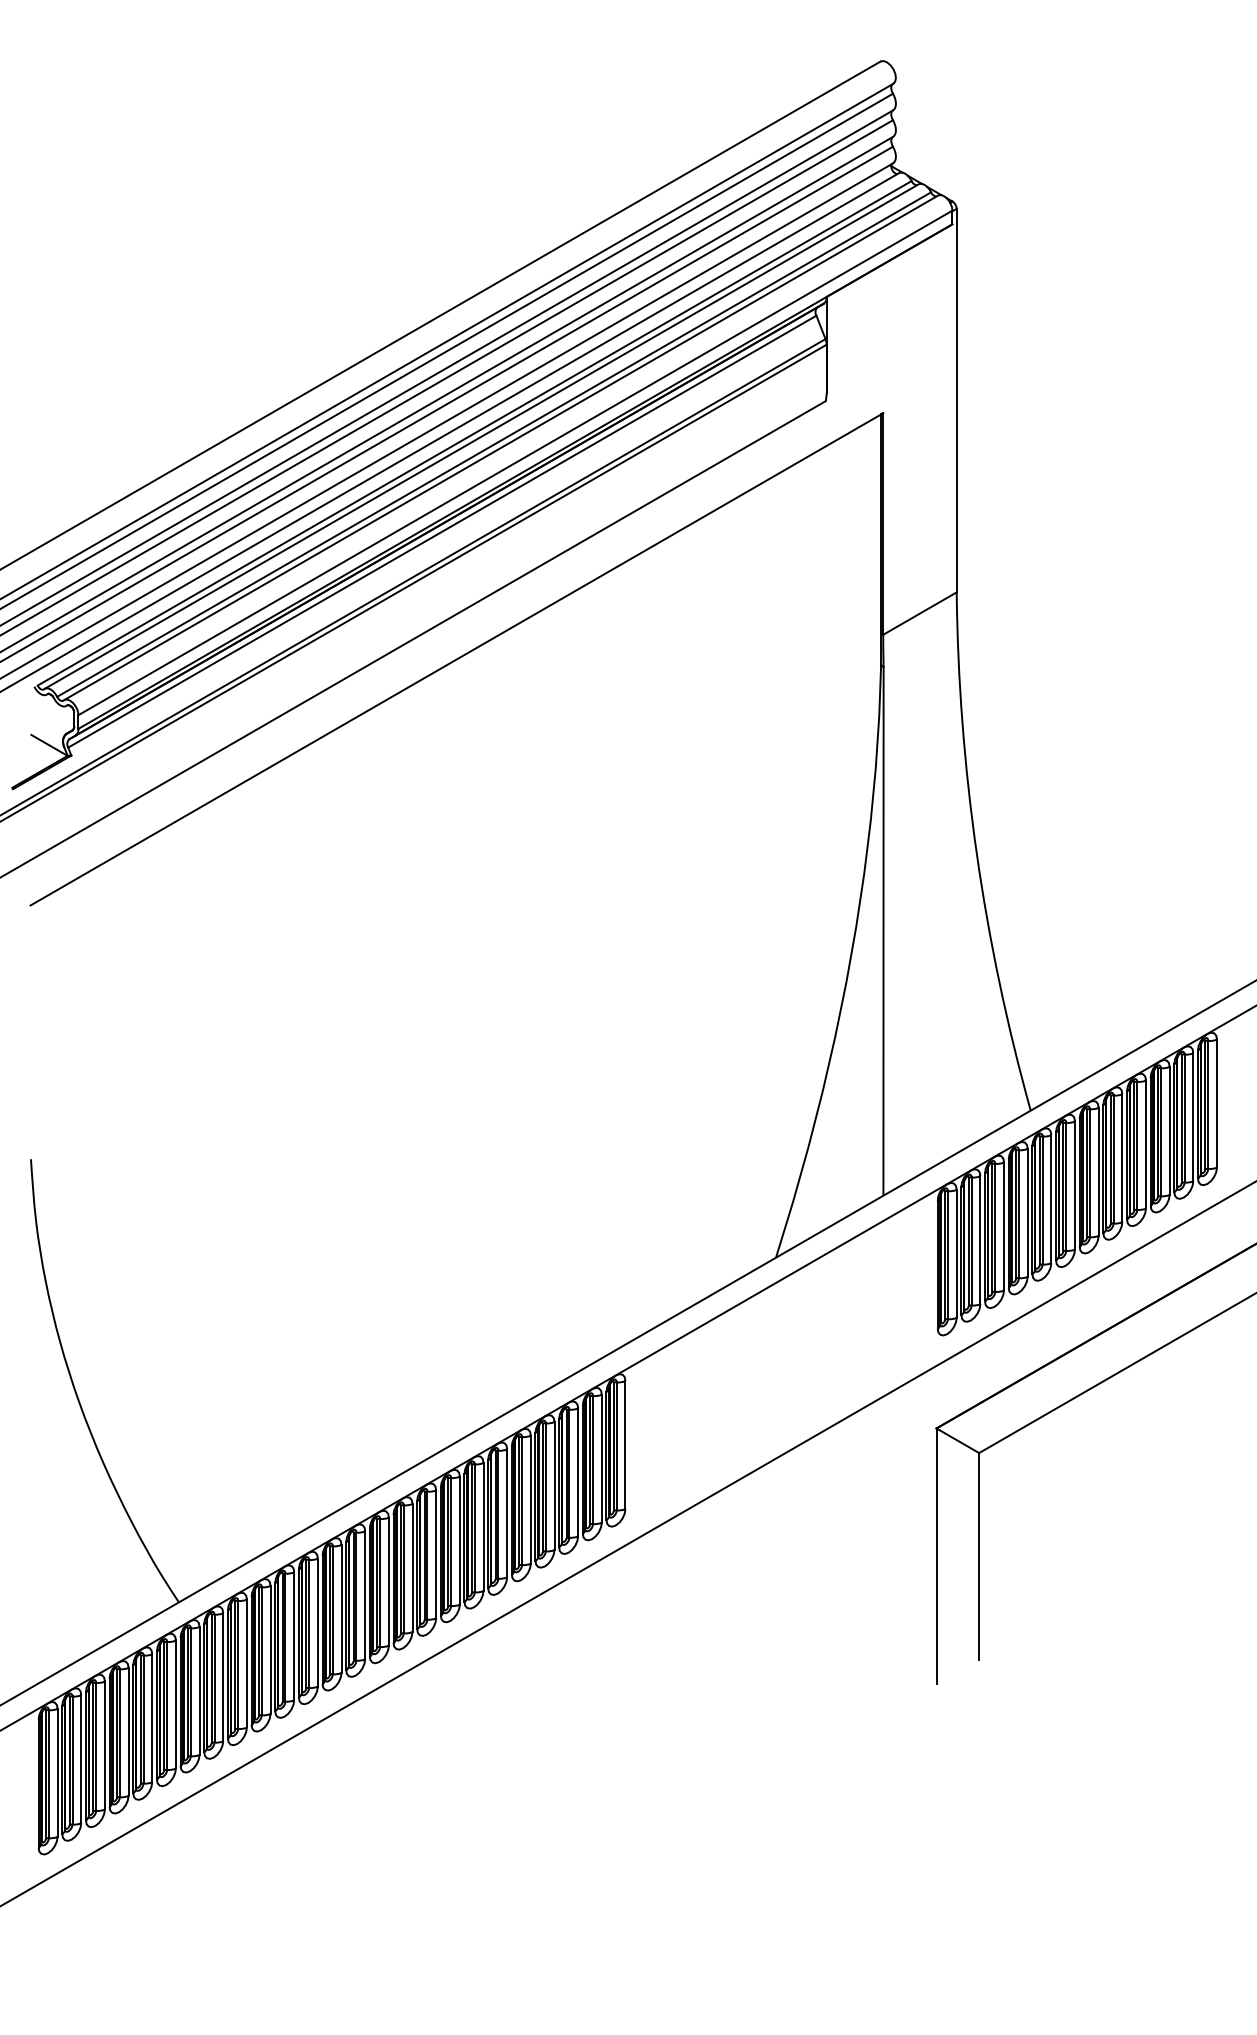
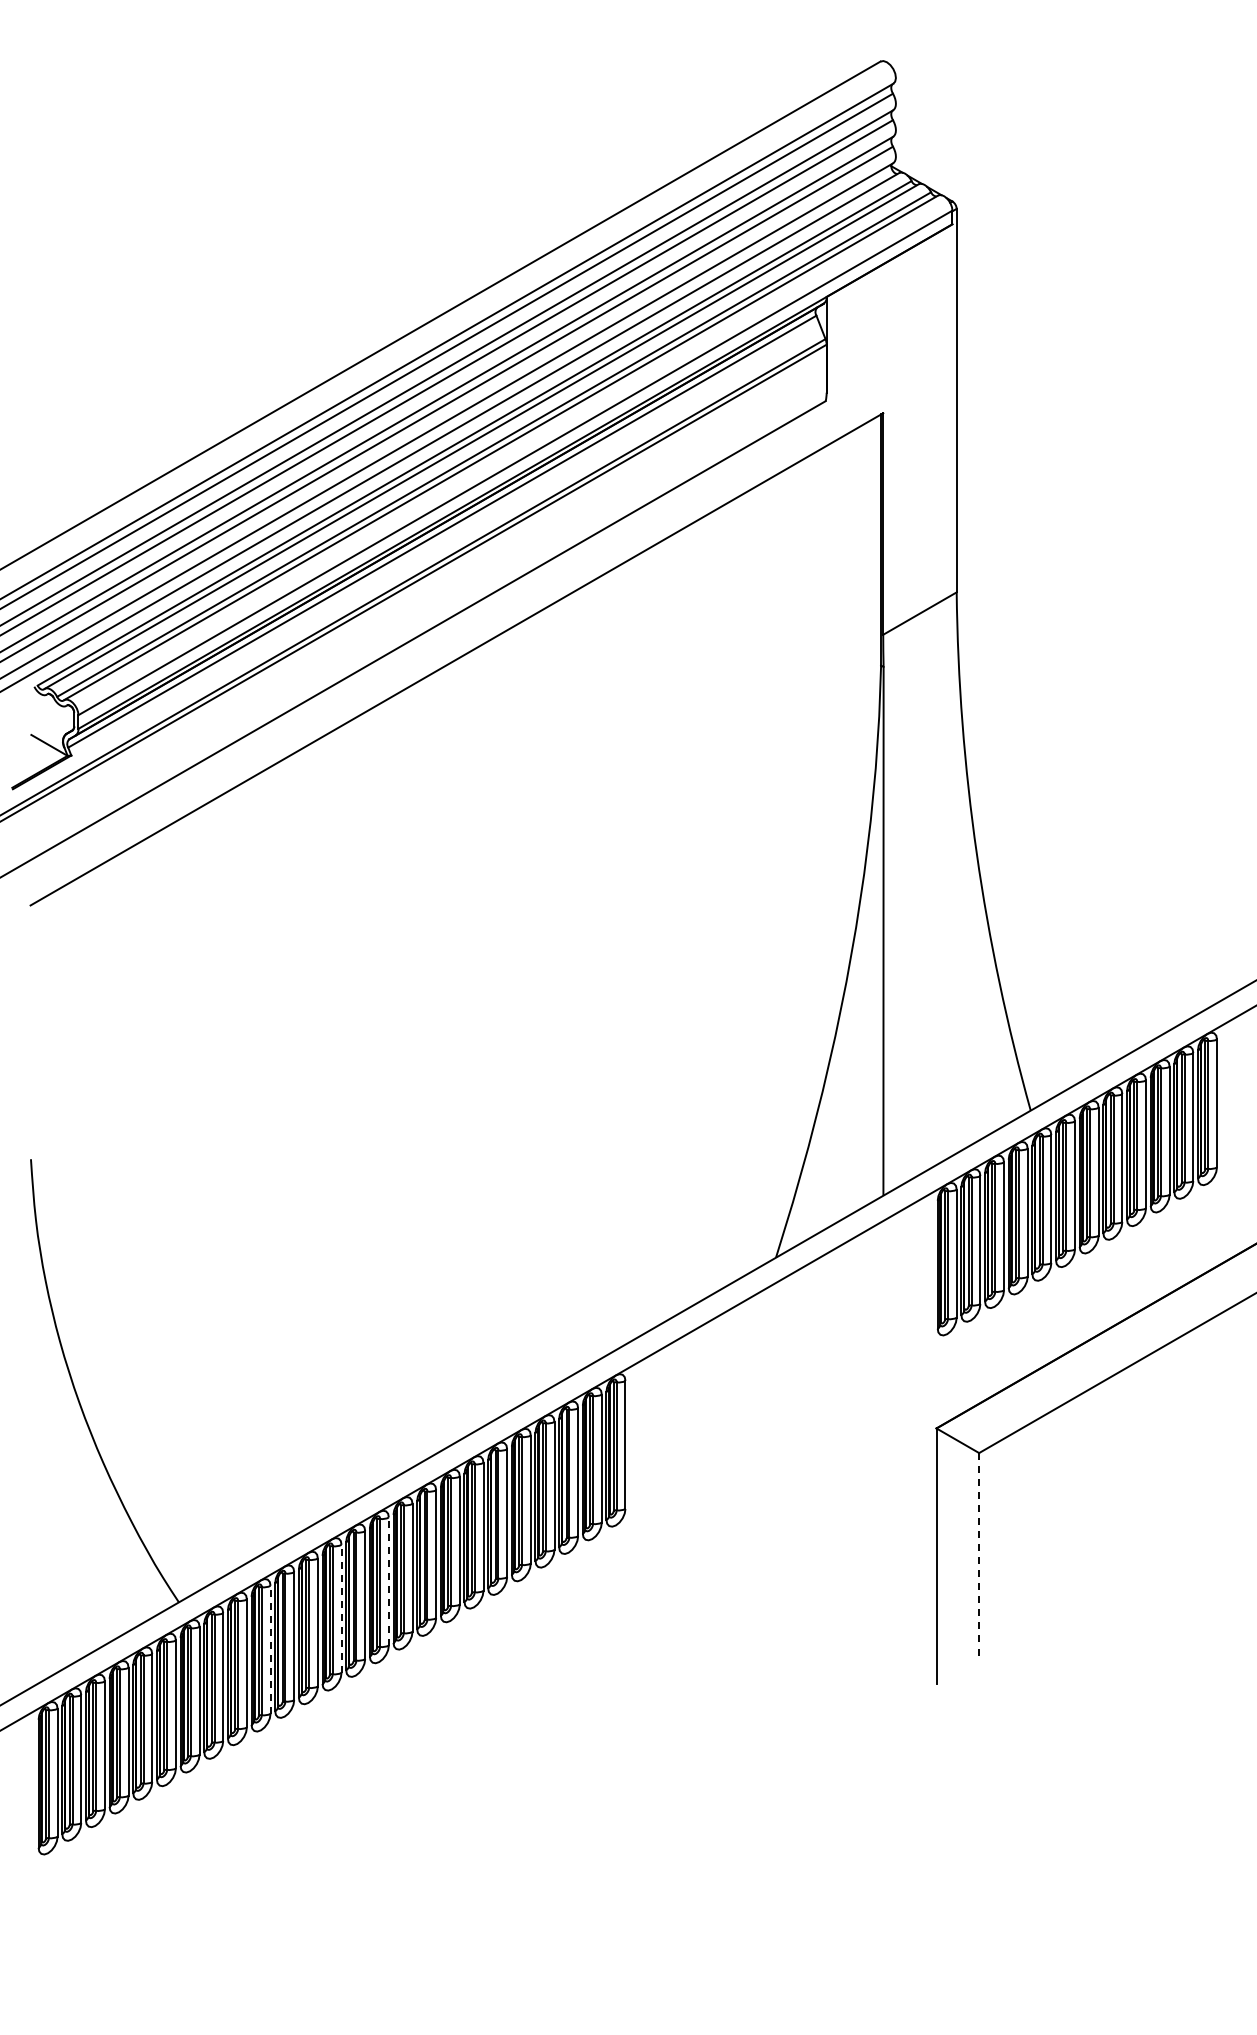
line: present -> none (627, 1543)
line: solid -> dashed (979, 1556)
line: solid -> dashed (388, 1581)
line: solid -> dashed (341, 1608)
line: solid -> dashed (270, 1649)
